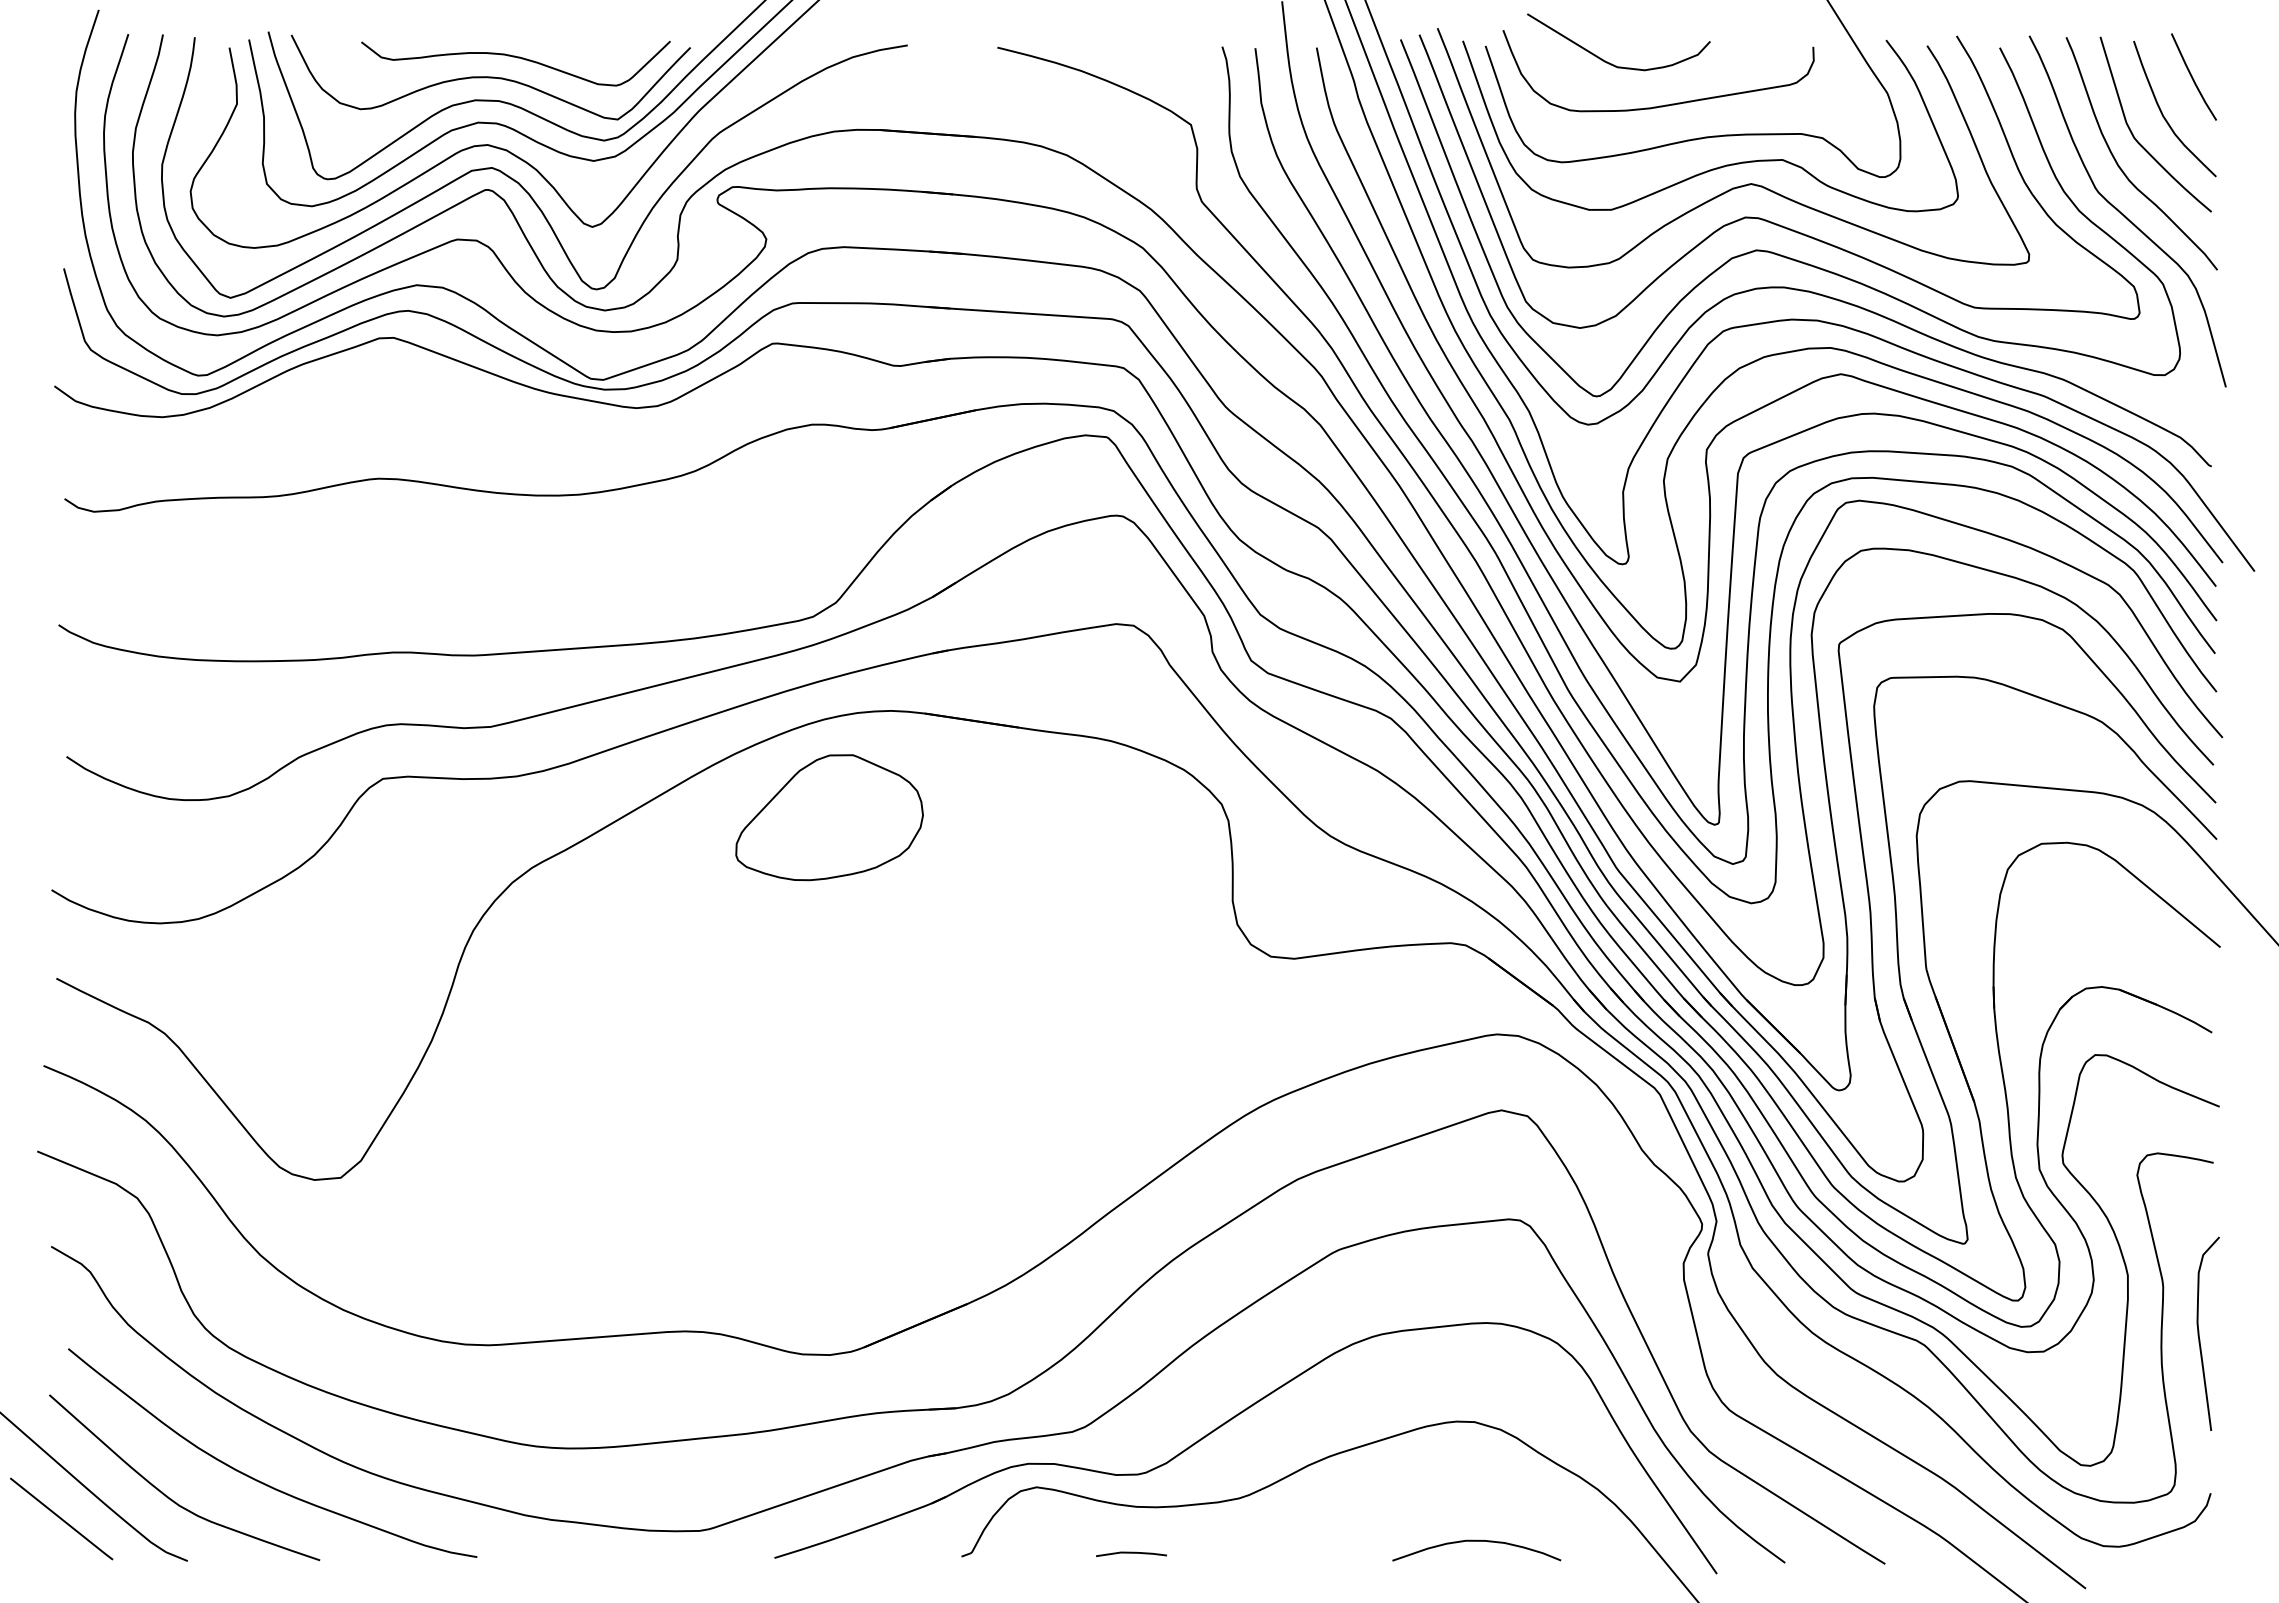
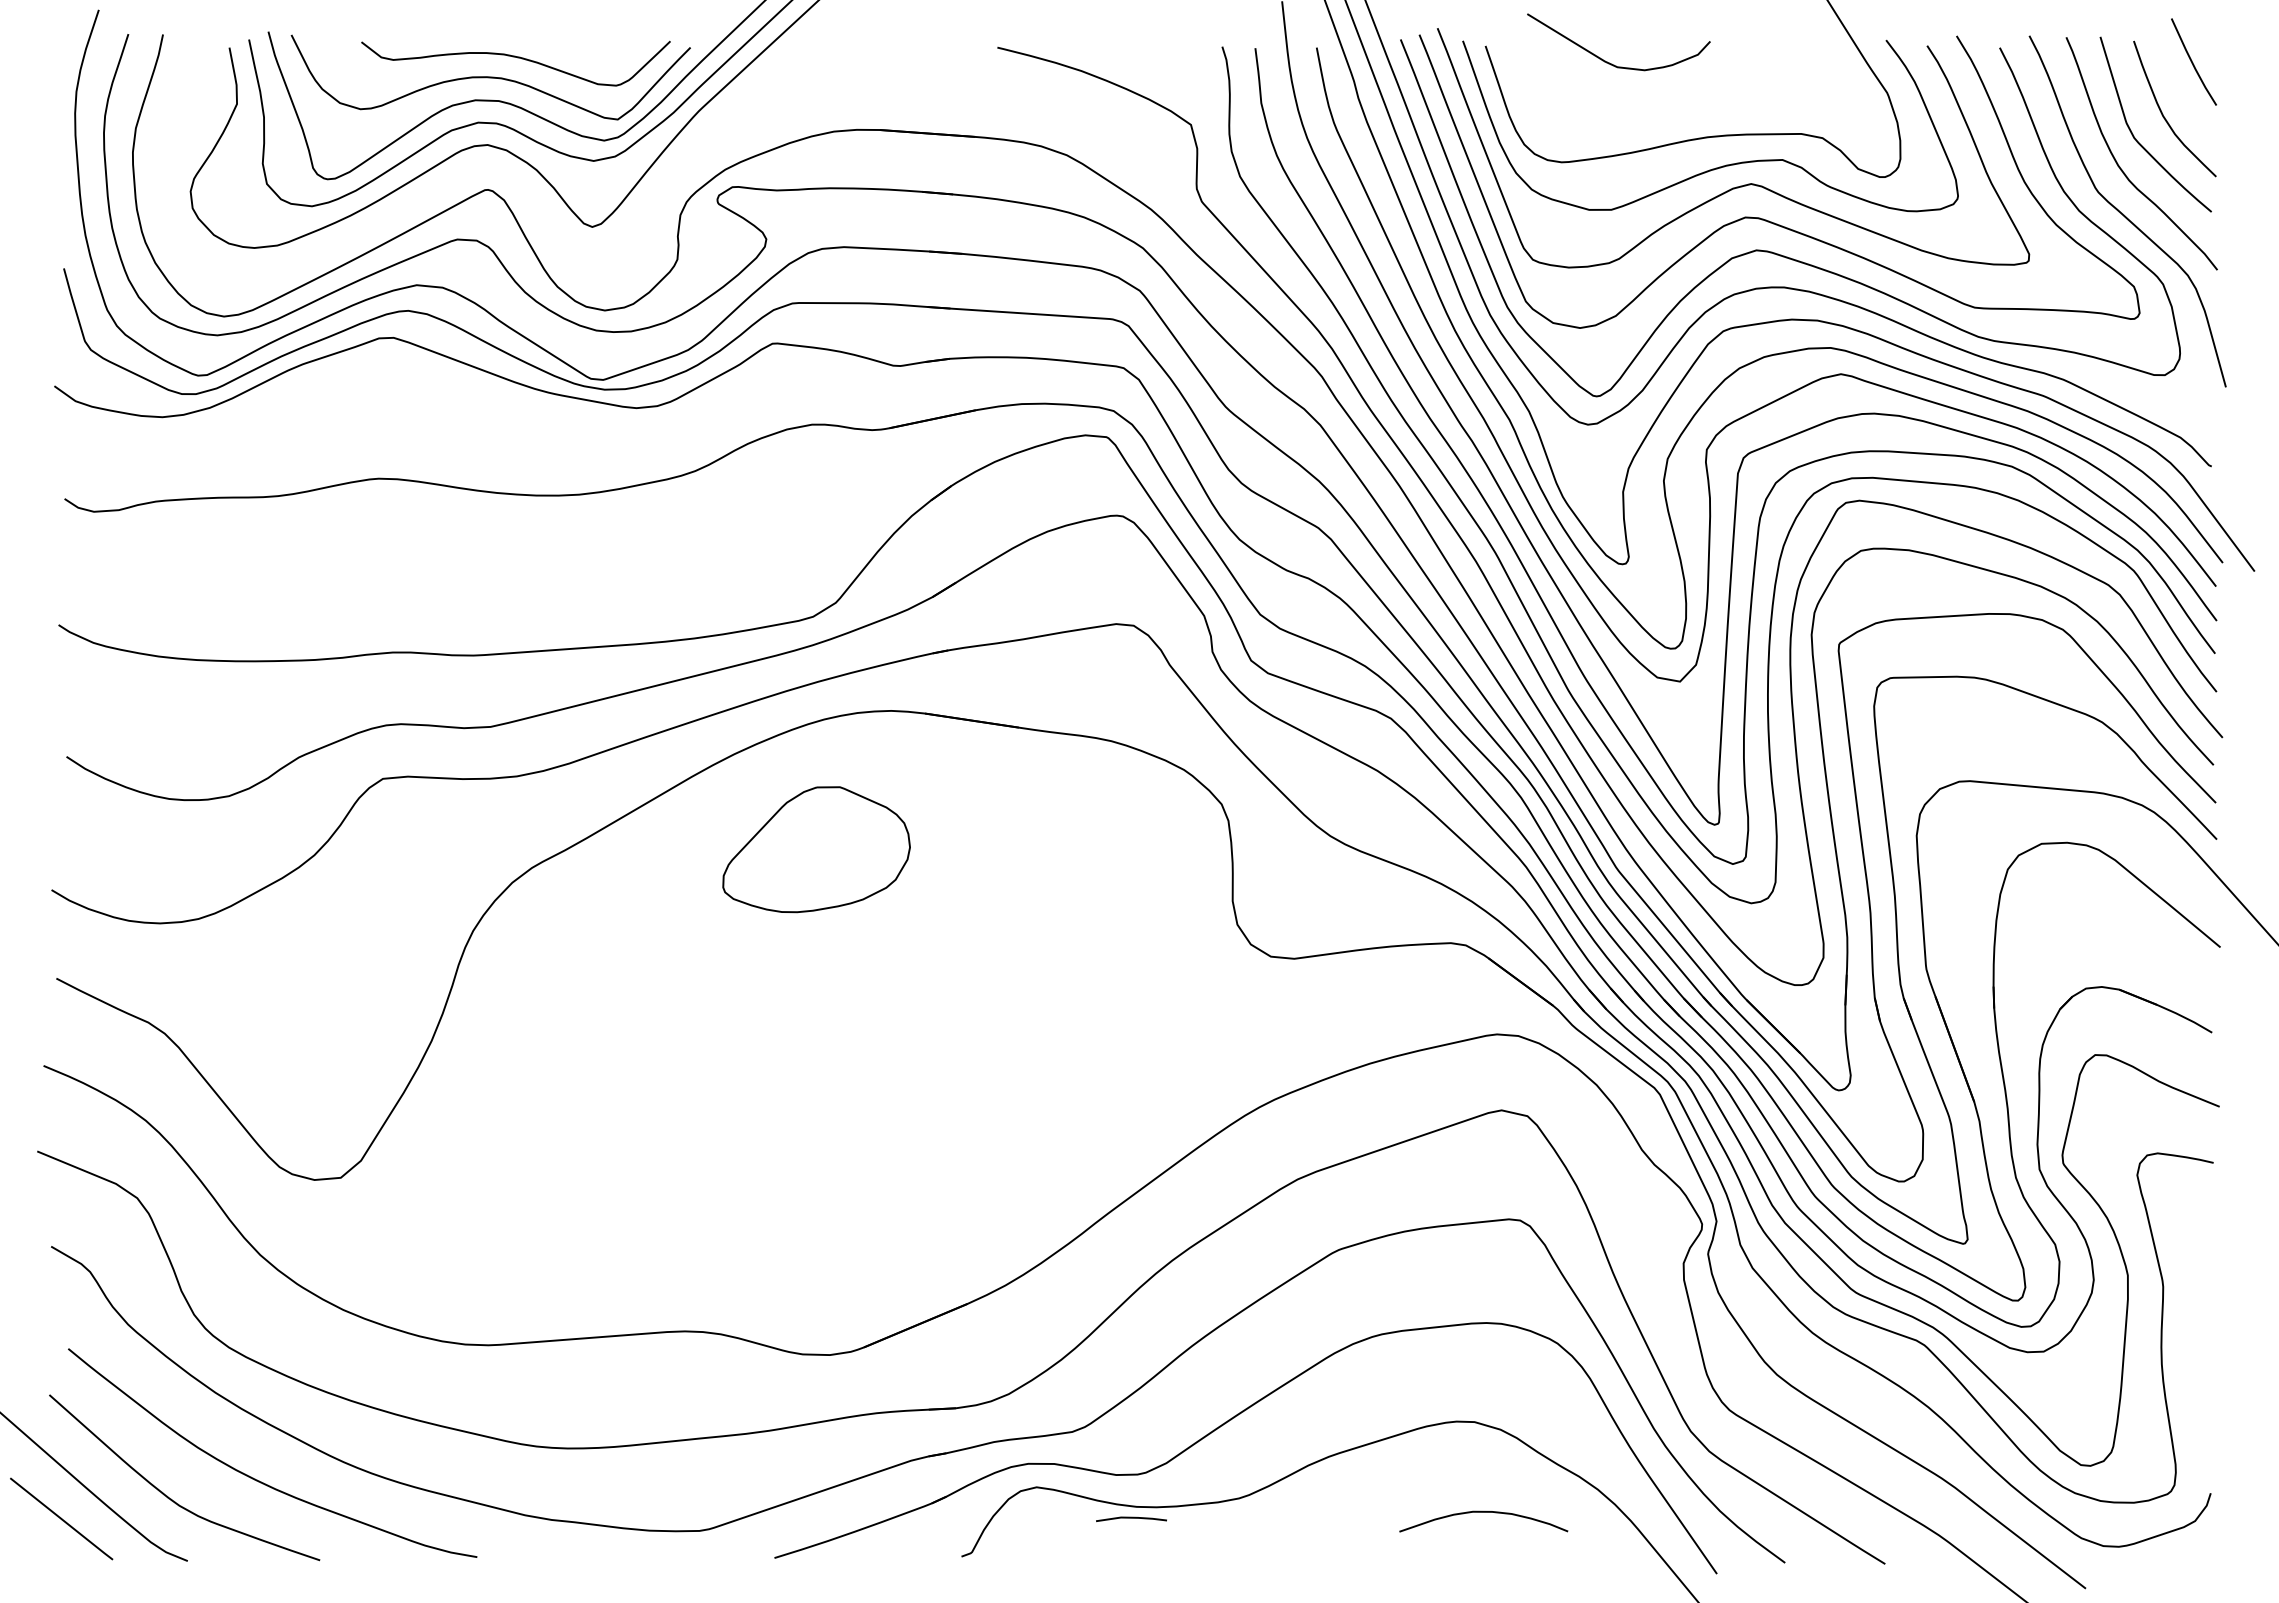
line position: (2192, 76) -> (2192, 61) (2192, 61)
curve: present -> none (1665, 104)
curve: present -> none (519, 182)
part position: (829, 817) -> (816, 849) (816, 849)
curve: present -> none (2199, 1333)
curve position: (1476, 1541) -> (1483, 1512) (1483, 1512)
line position: (1131, 1553) -> (1131, 1518) (1131, 1518)
